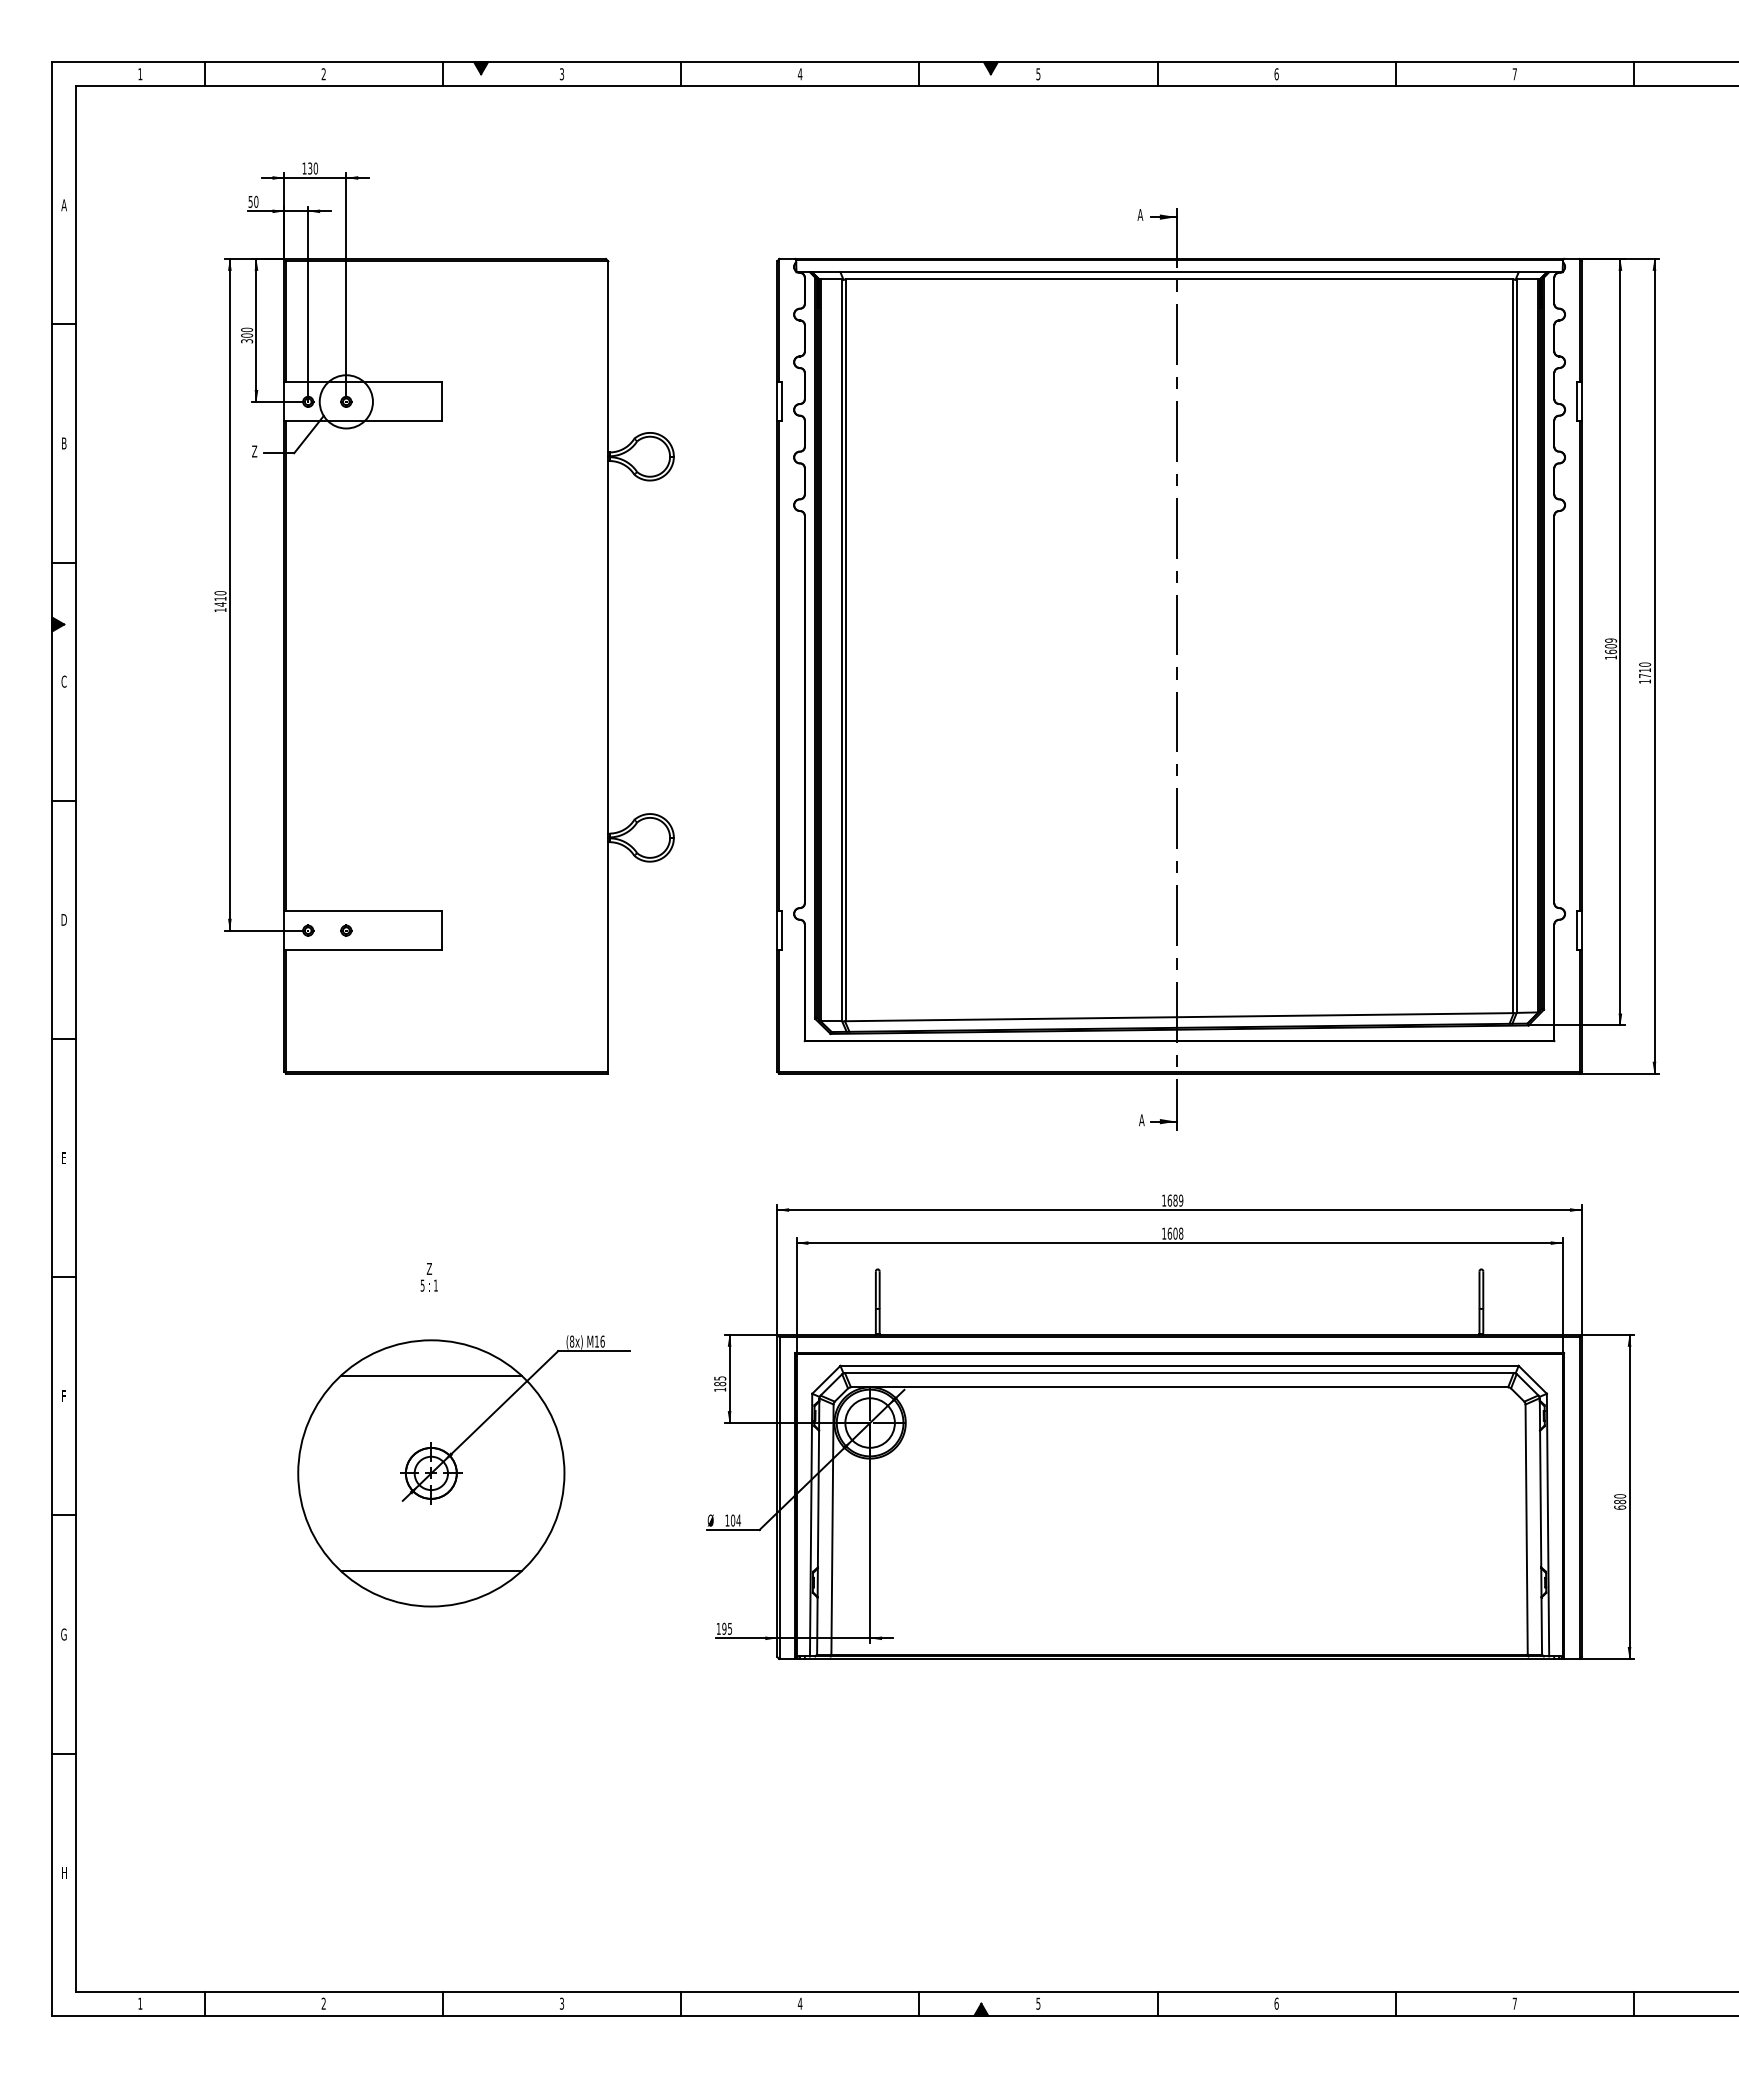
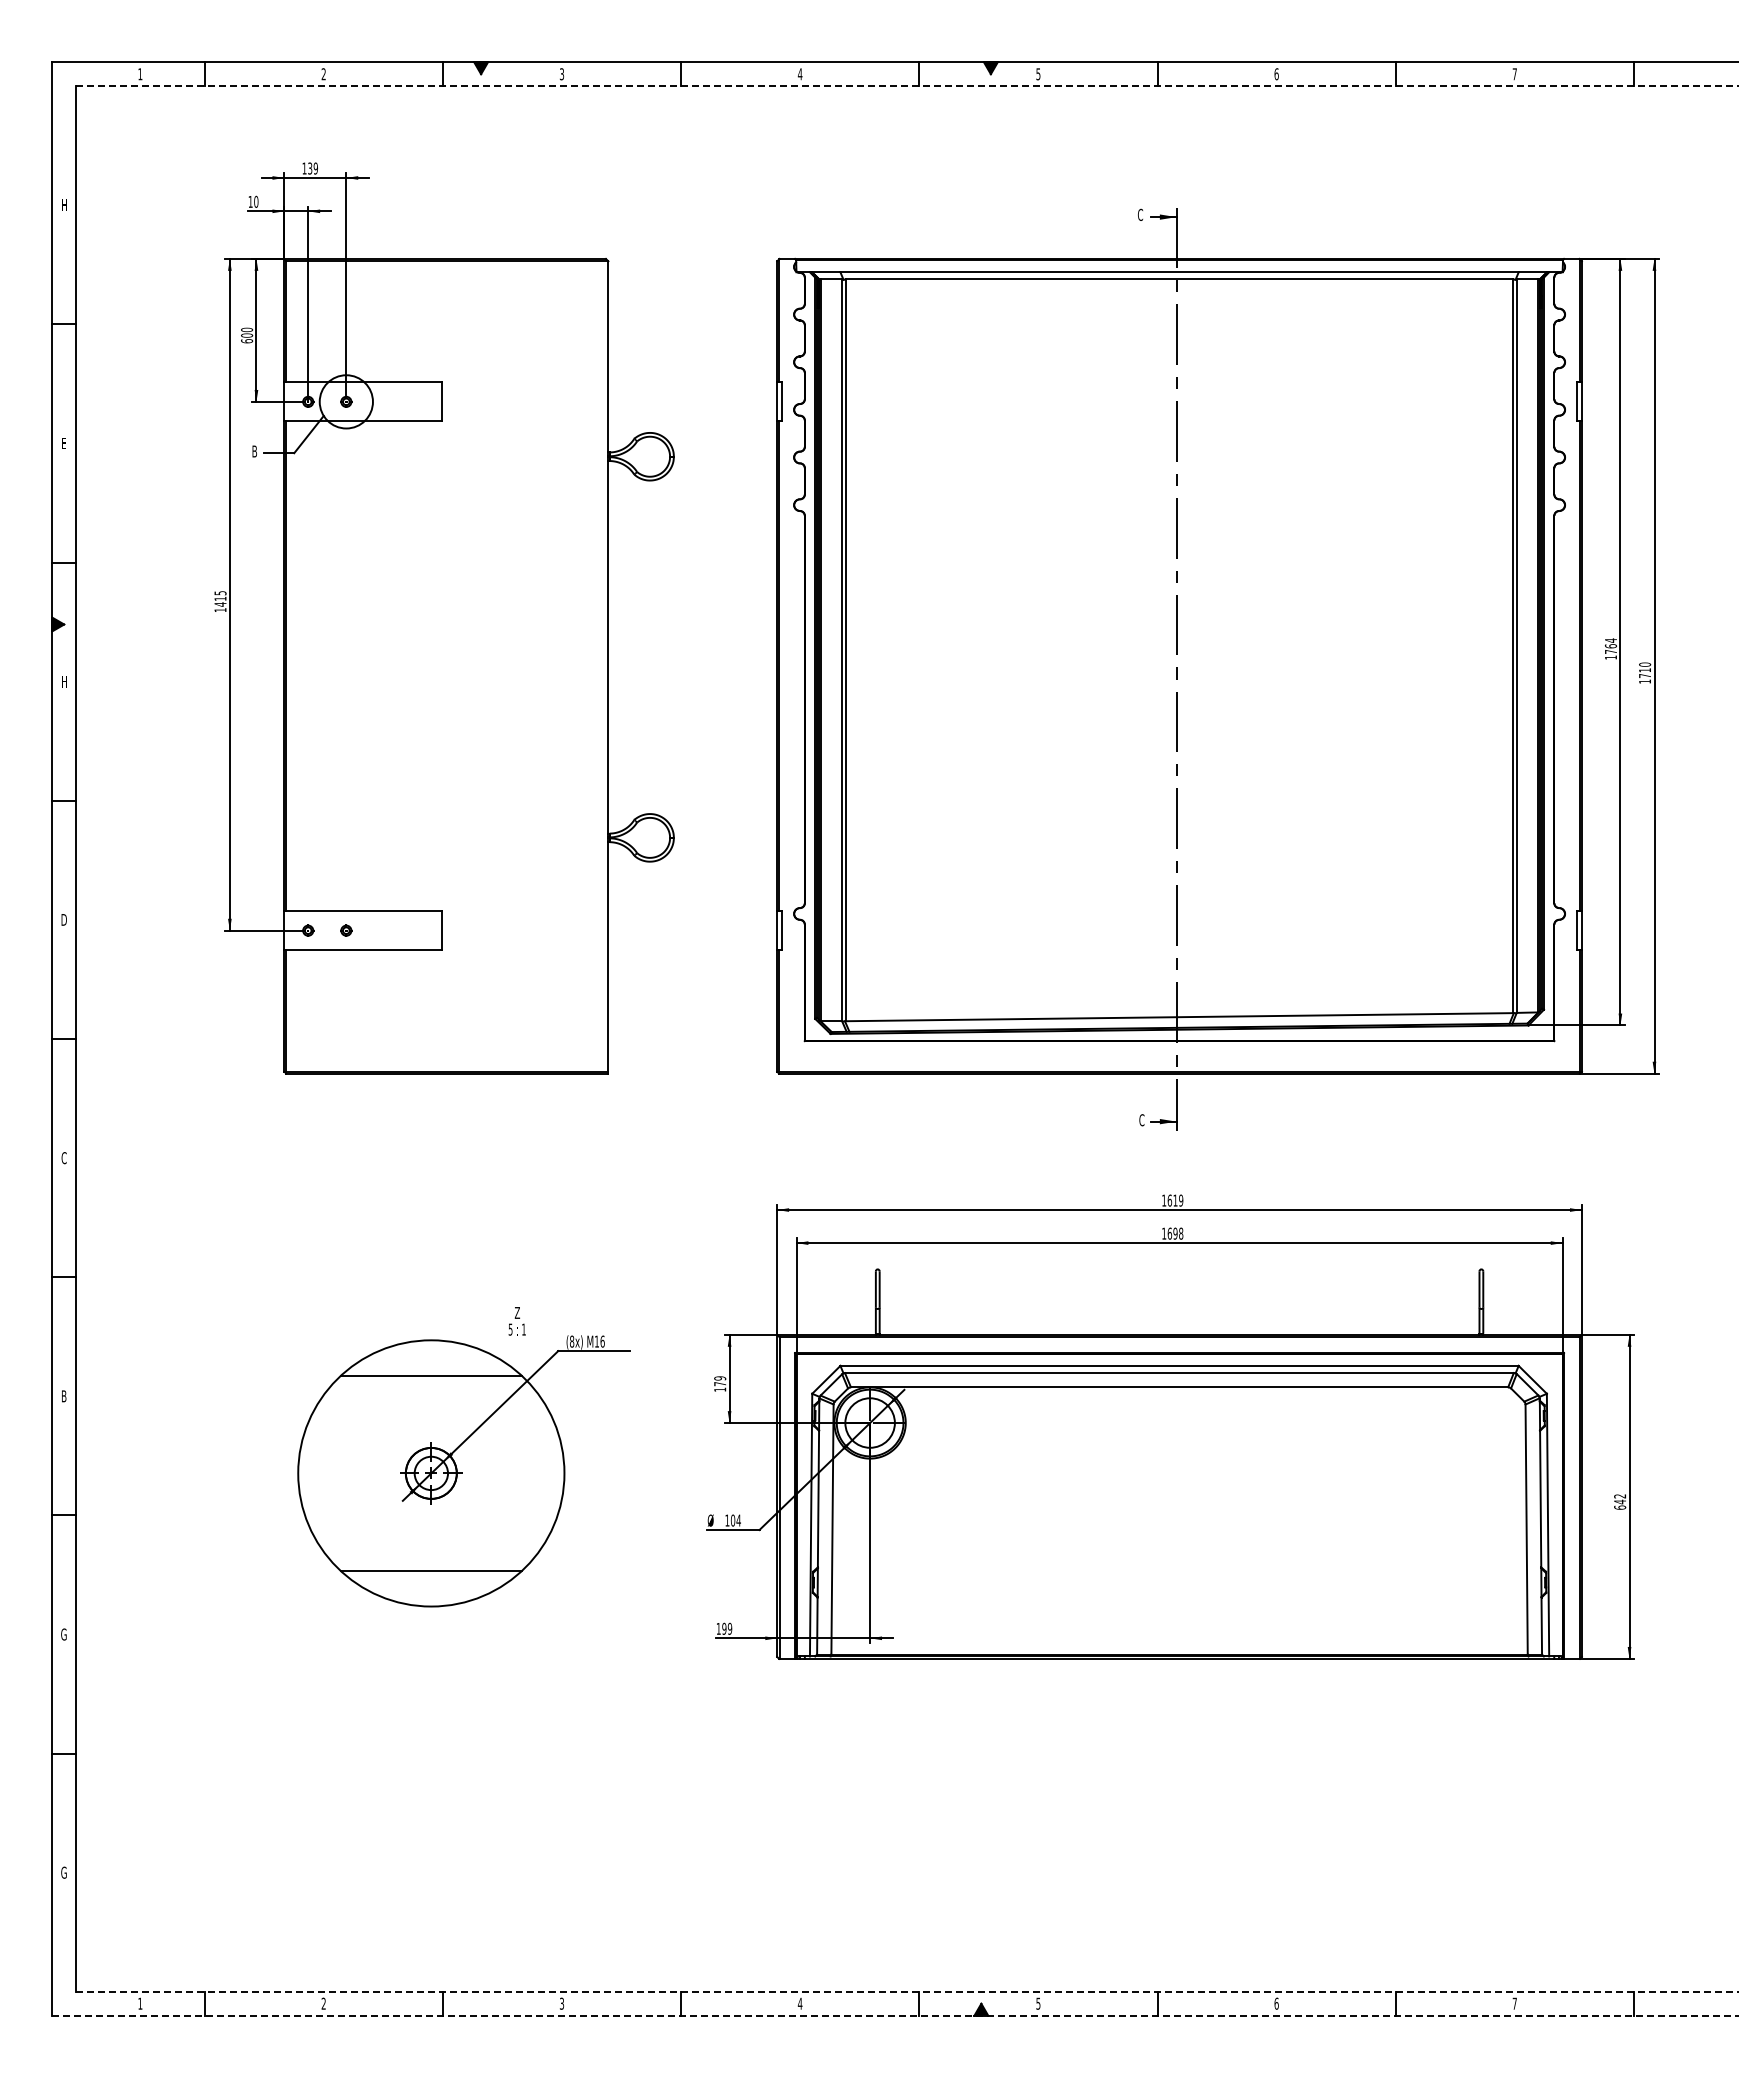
line: solid -> dashed (907, 86)
text: 130 -> 139 (315, 168)
text: 50 -> 10 (250, 201)
text: A -> H (63, 205)
text: A -> C (1140, 214)
text: 300 -> 600 (246, 341)
text: B -> E (64, 443)
text: Z -> B (254, 451)
text: 1410 -> 1415 (220, 593)
text: 1609 -> 1764 (1610, 646)
text: C -> H (63, 681)
text: A -> C (1141, 1120)
text: E -> C (63, 1158)
text: 1689 -> 1619 (1175, 1200)
text: 1608 -> 1698 (1175, 1233)
text position: (428, 1277) -> (516, 1321) (516, 1321)
text: 185 -> 179 (720, 1381)
text: F -> B (64, 1396)
text: 680 -> 642 (1620, 1499)
text: 195 -> 199 (729, 1628)
text: H -> G (63, 1872)
line: solid -> dashed (907, 1991)
line: solid -> dashed (895, 2015)
